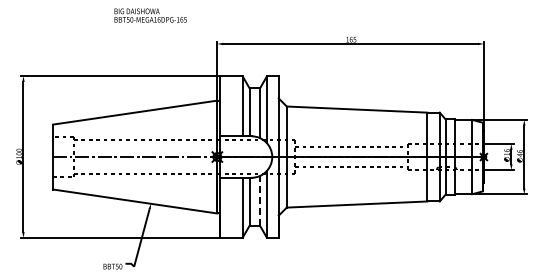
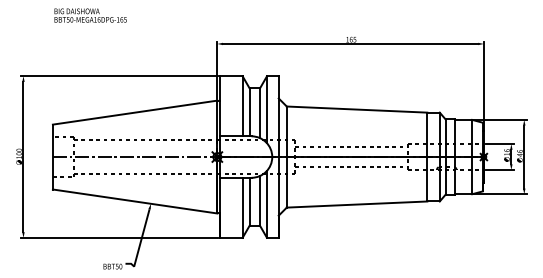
text position: (150, 15) -> (90, 15) (90, 15)
line: dashed -> solid (260, 200)
